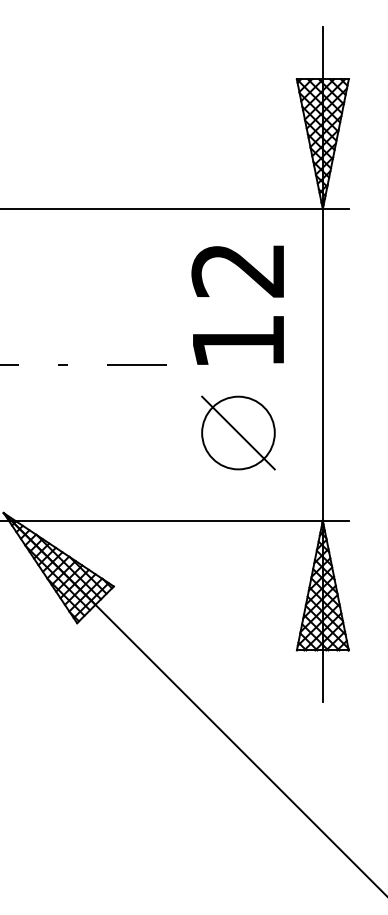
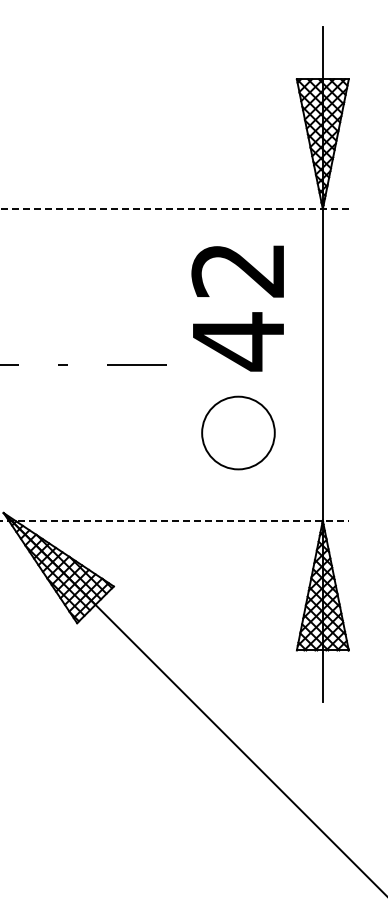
line: solid -> dashed (174, 209)
text: 12 -> 42 (238, 341)
line: present -> none (238, 432)
line: solid -> dashed (175, 520)
